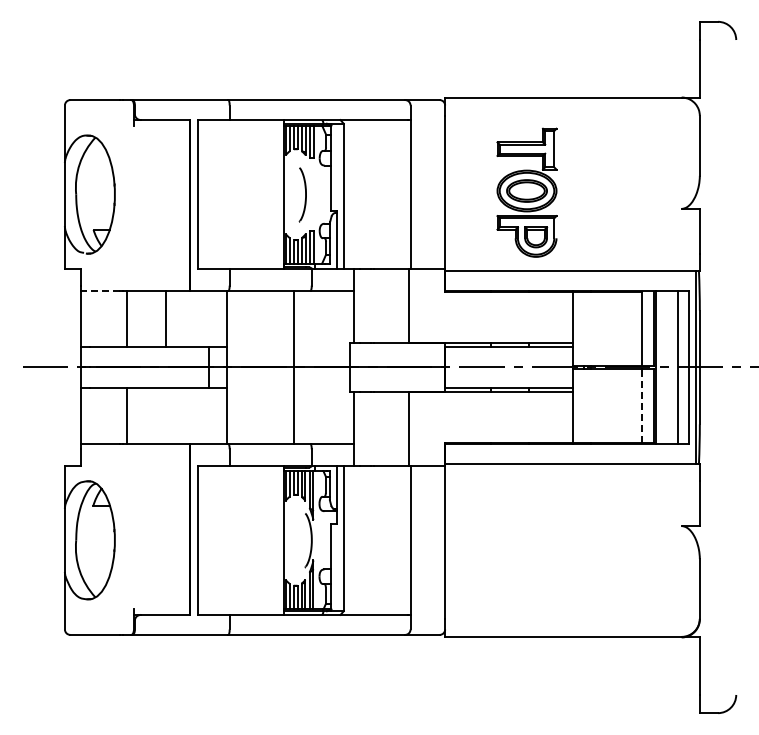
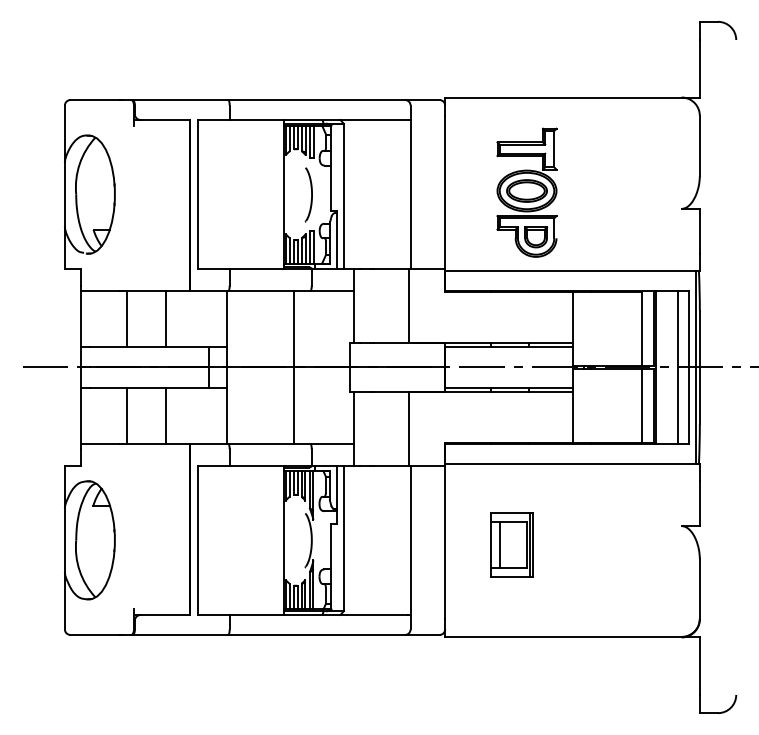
curve position: (305, 194) -> (311, 194) (311, 194)
line: dashed -> solid (100, 291)
line: dashed -> solid (641, 406)
line: none -> present (165, 415)
part: none -> present (511, 544)
